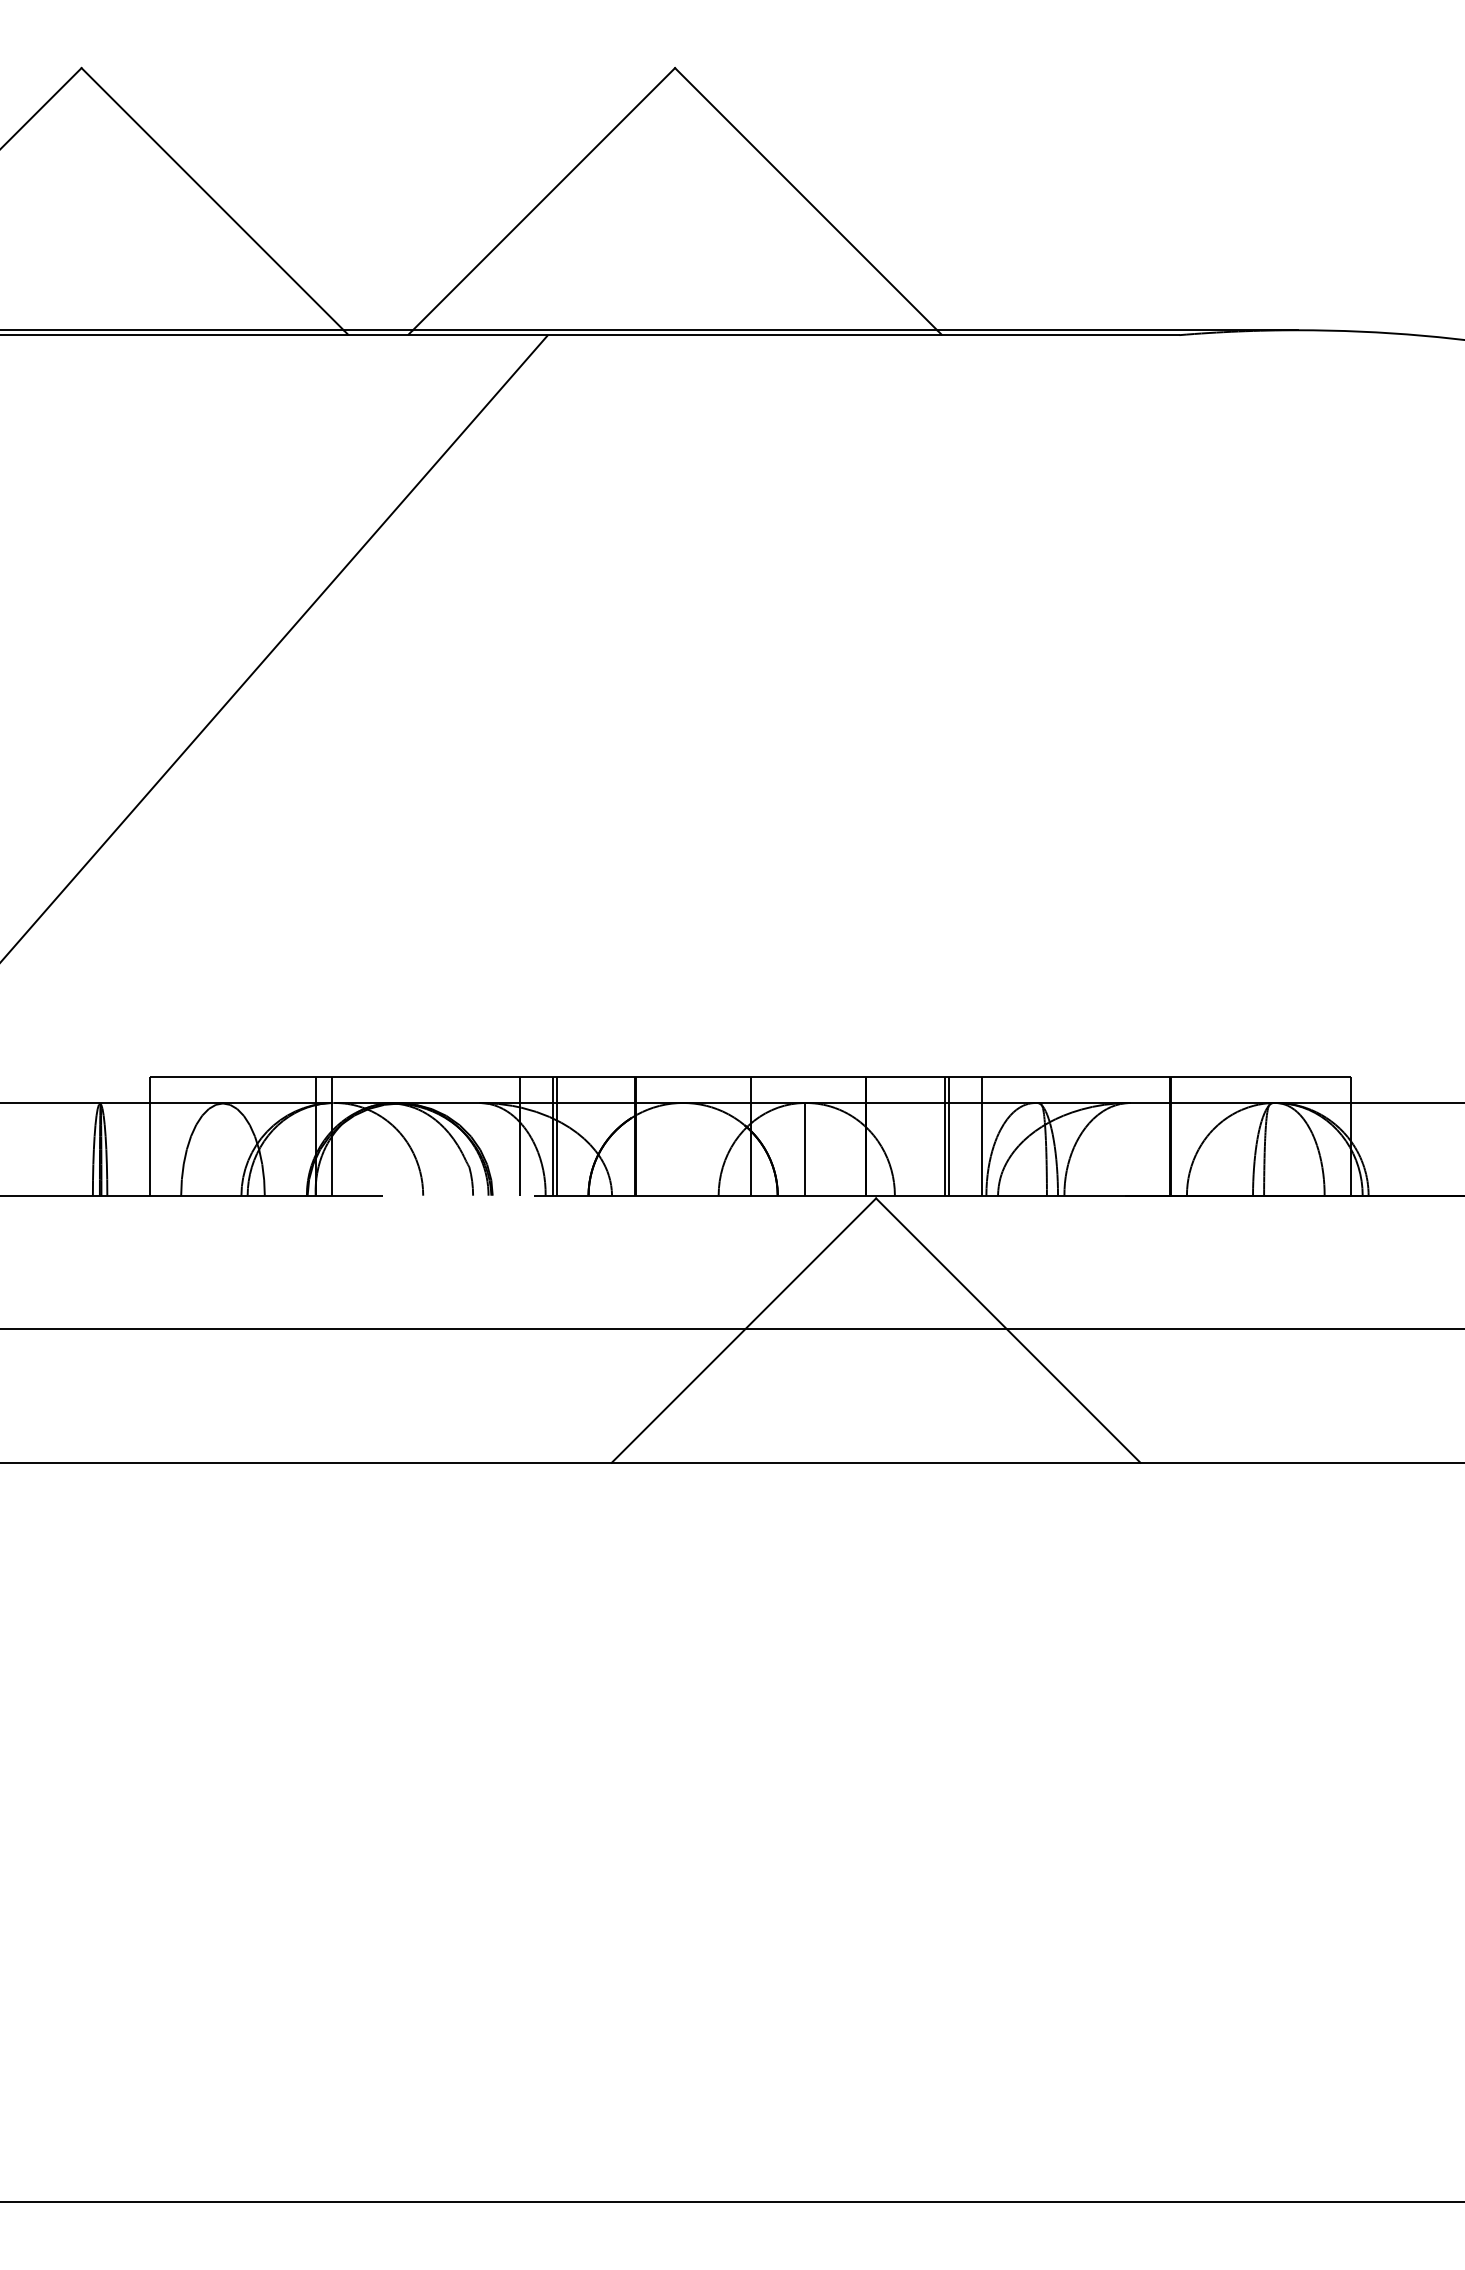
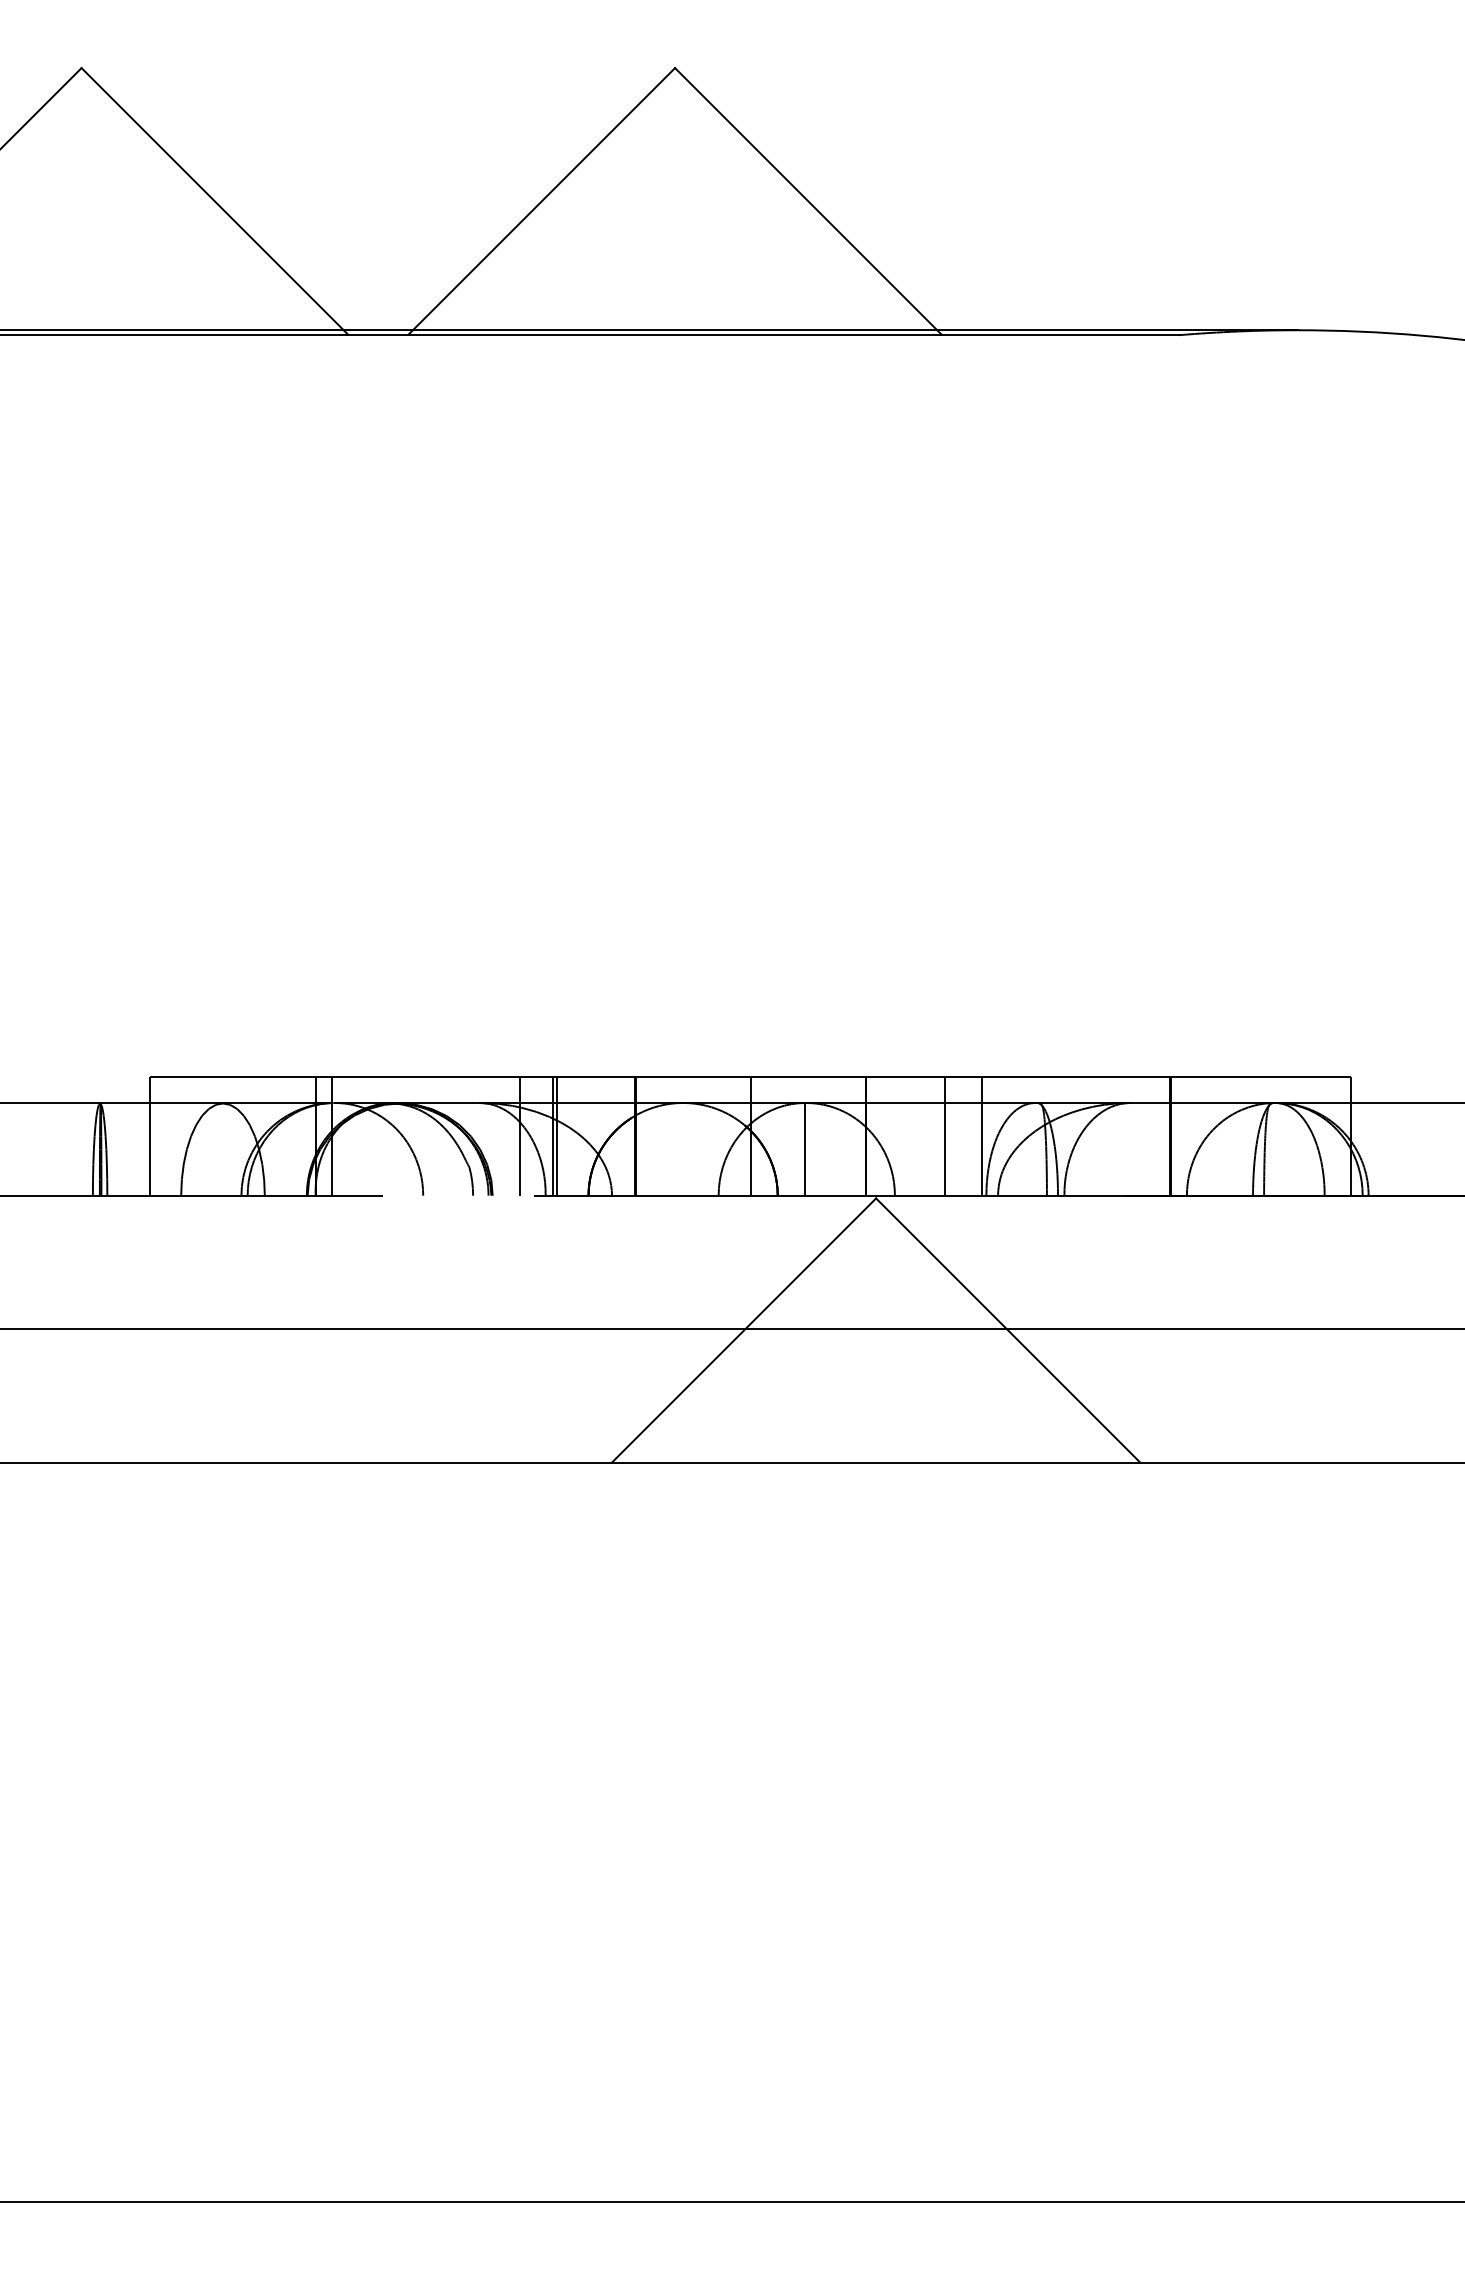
line: present -> none (275, 647)
line: present -> none (948, 1136)
